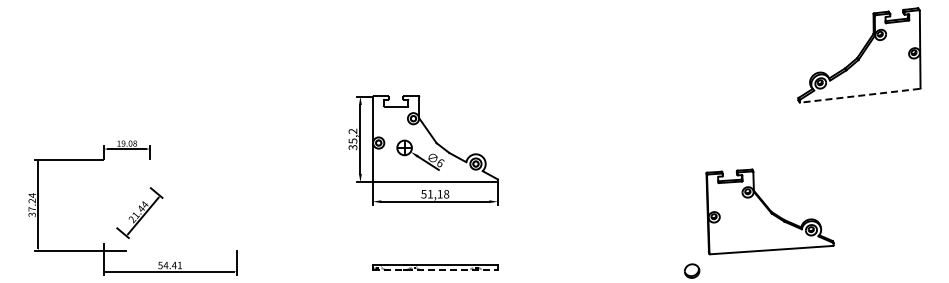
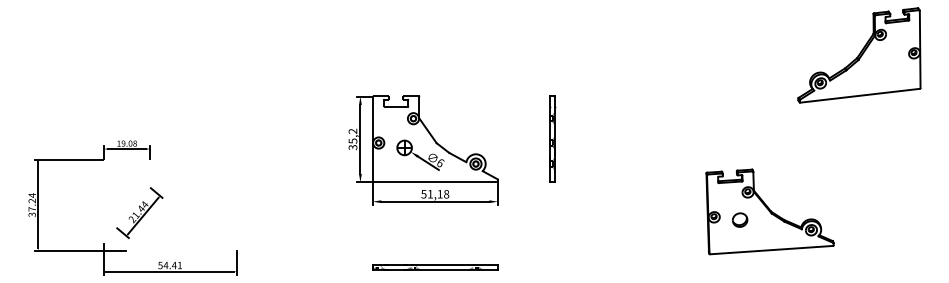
line: dashed -> solid (859, 95)
part: none -> present (552, 138)
line: dashed -> solid (435, 269)
part position: (692, 270) -> (740, 219) (740, 219)
